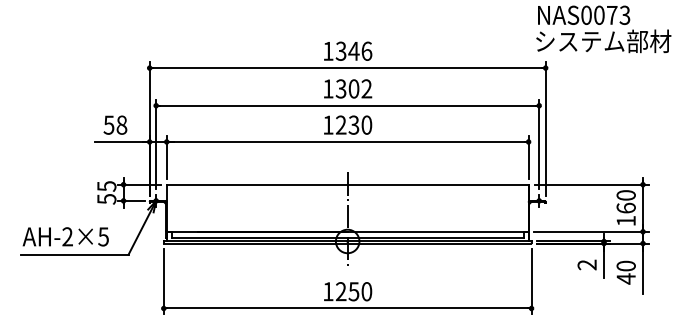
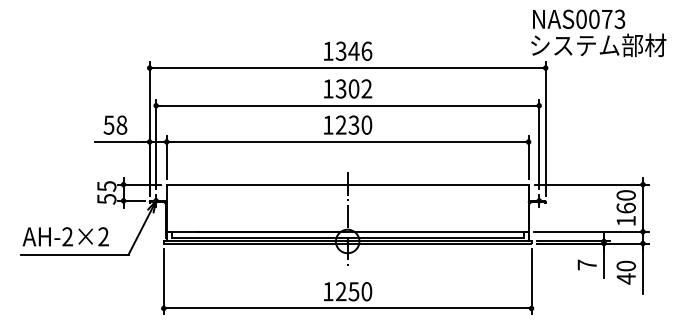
text position: (603, 29) -> (598, 33) (598, 33)
text: AH-2×5 -> AH-2×2 (103, 236)
text: 2 -> 7 (586, 264)
